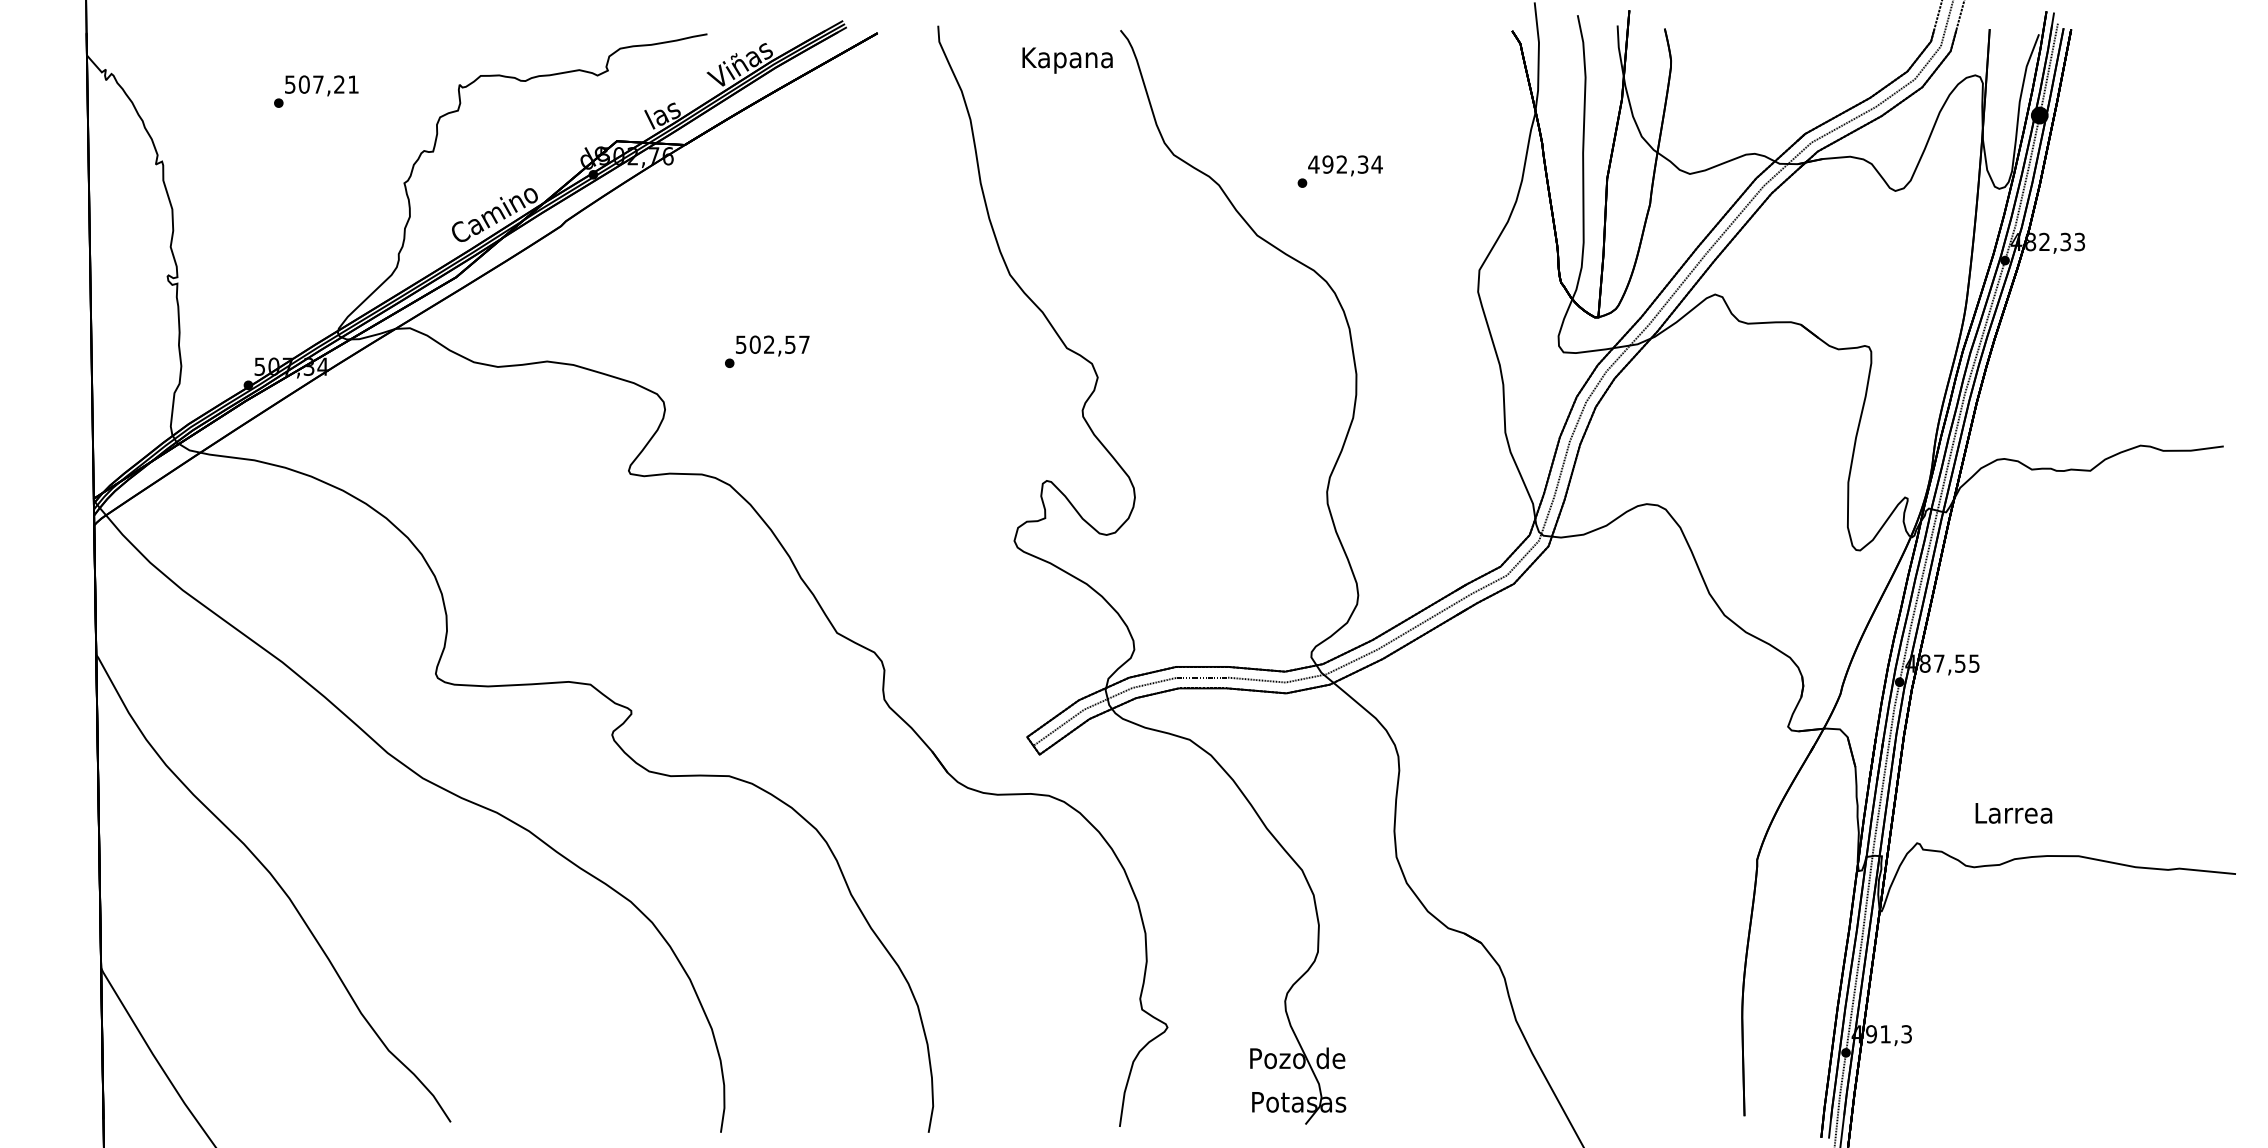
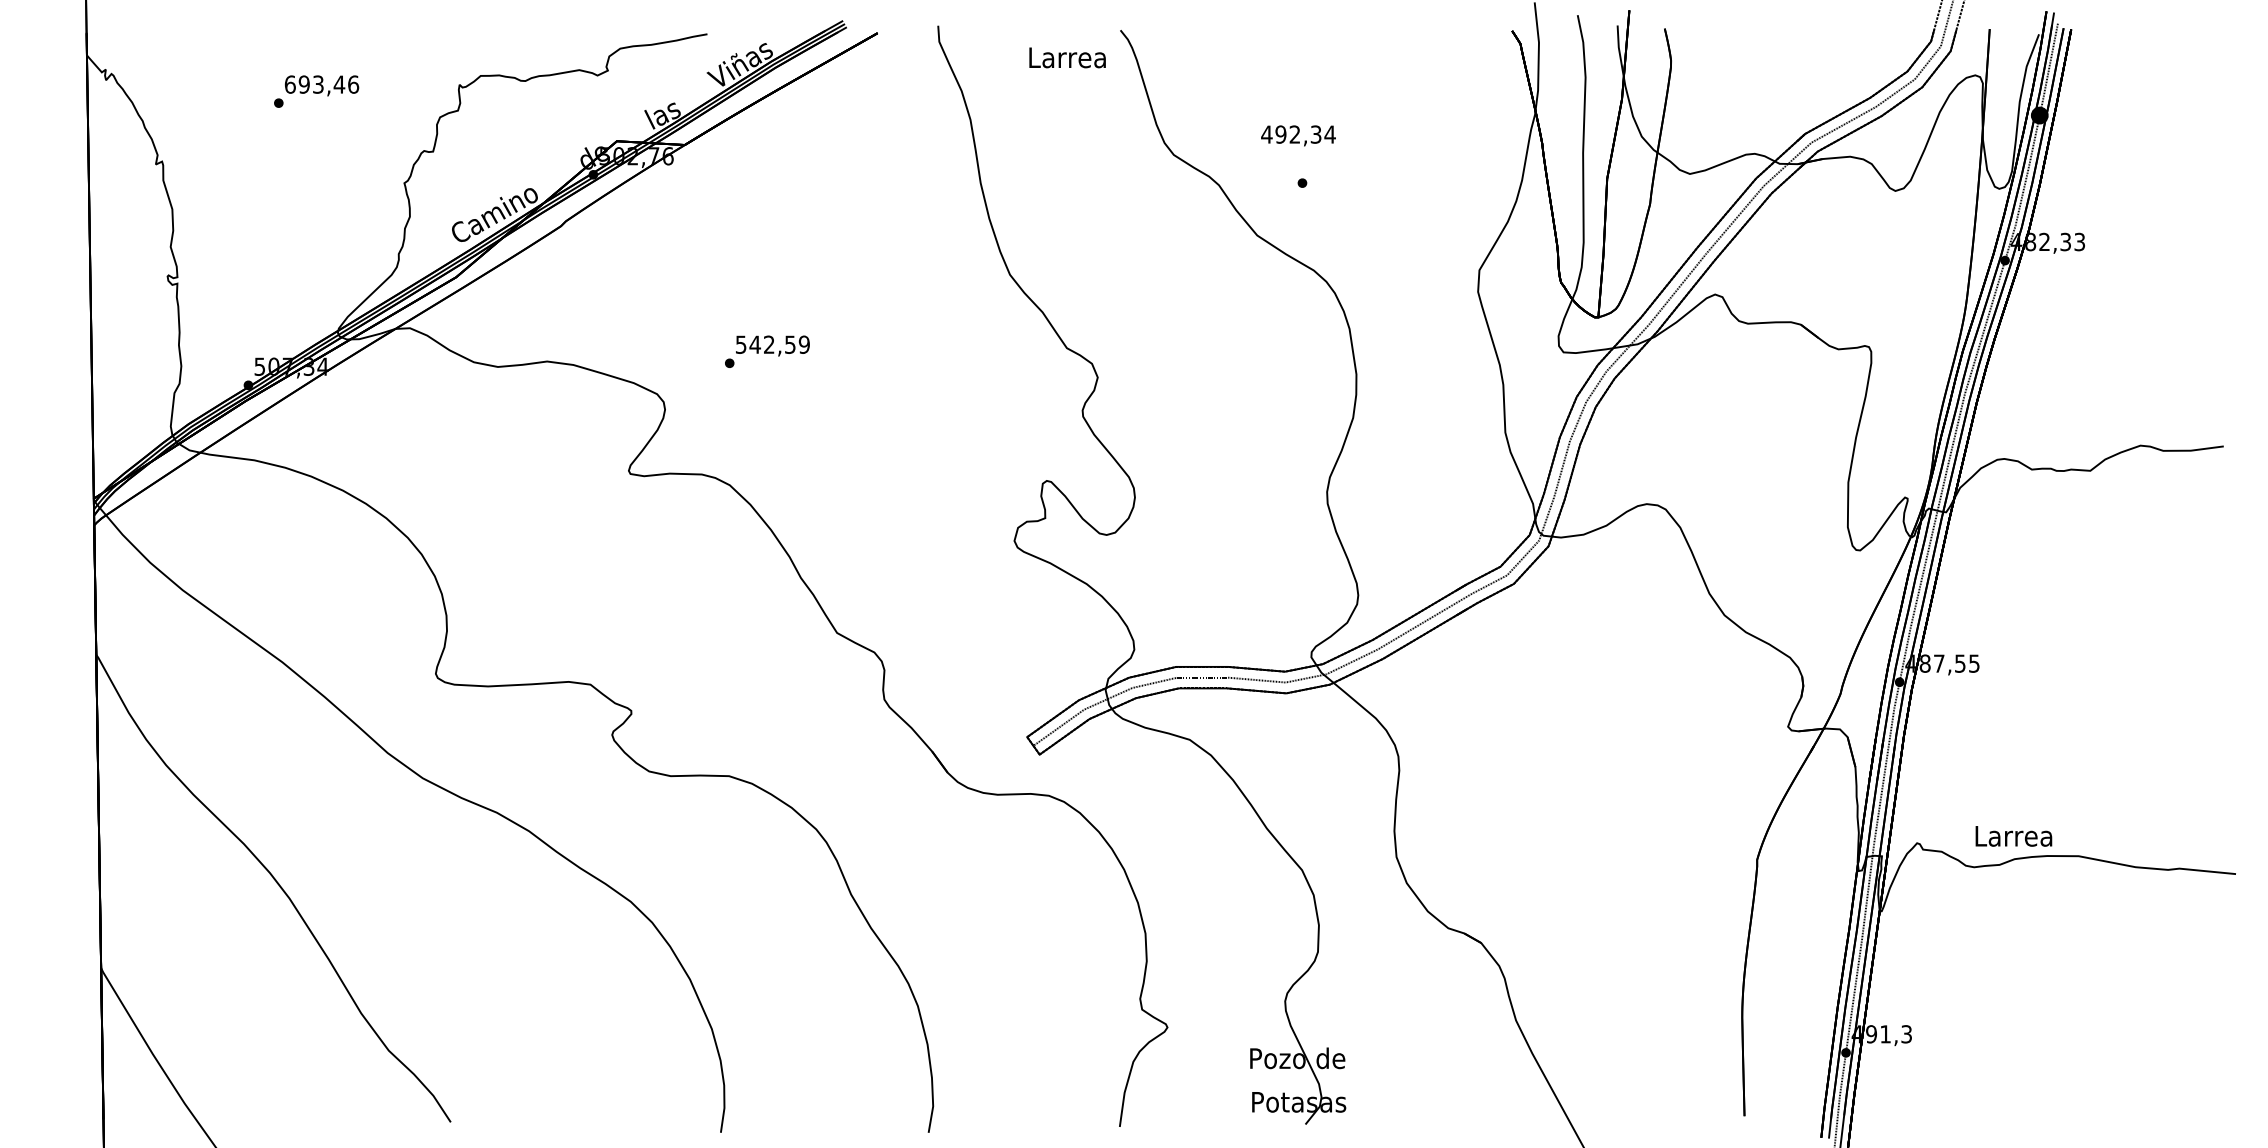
text: Kapana -> Larrea (1067, 60)
text: 507,21 -> 693,46 (321, 84)
text position: (1345, 165) -> (1298, 135) (1298, 135)
text: 502,57 -> 542,59 (779, 344)
text position: (2013, 813) -> (2013, 836) (2013, 836)
